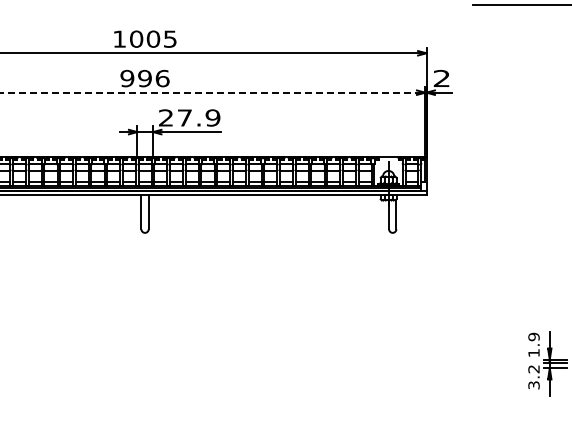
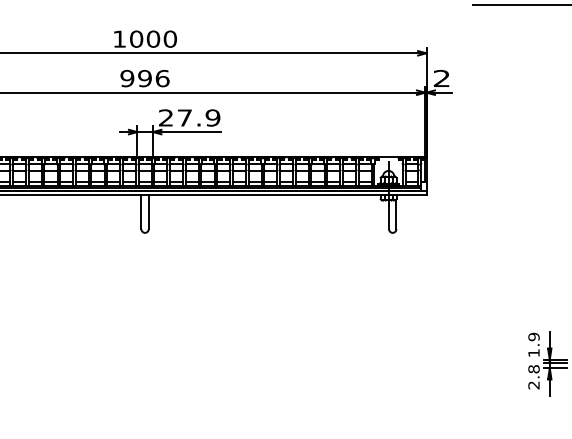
text: 1005 -> 1000 (169, 38)
line: dashed -> solid (213, 92)
text: 3.2 -> 2.8 (533, 377)
